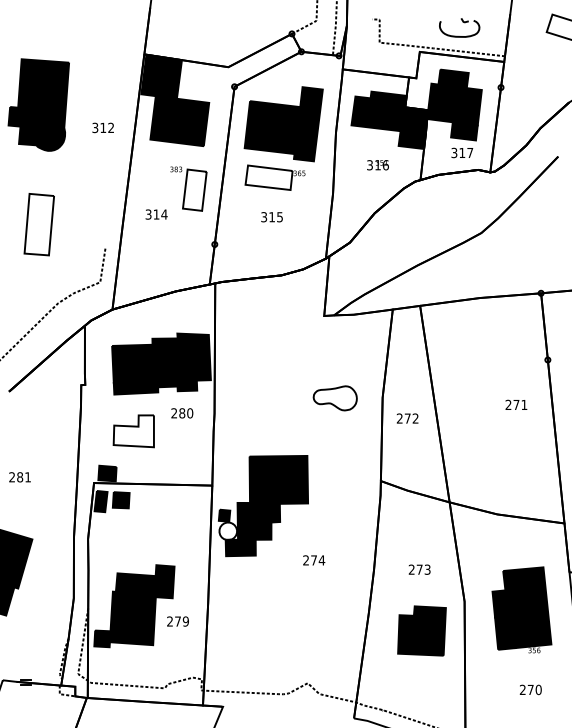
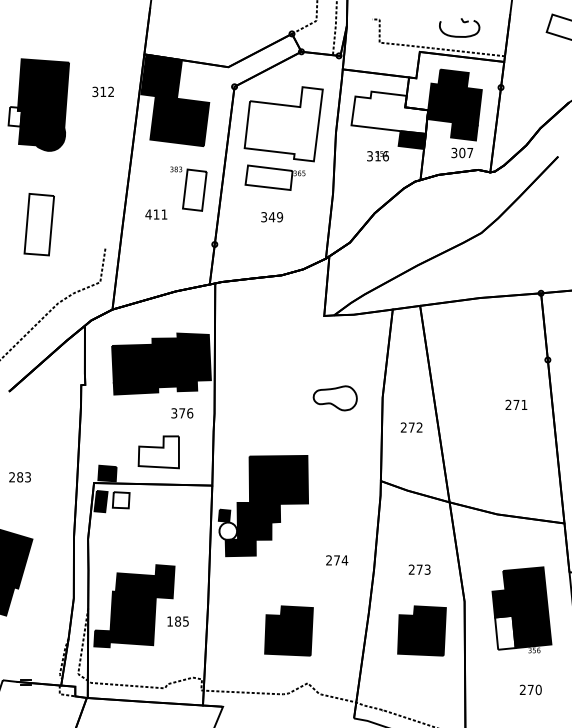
fill: present -> none (389, 112)
fill: present -> none (14, 116)
fill: present -> none (283, 124)
text position: (102, 127) -> (102, 91) (102, 91)
text: 317 -> 307 (462, 152)
text position: (377, 165) -> (377, 156) (377, 156)
text: 314 -> 411 (156, 214)
text: 315 -> 349 (275, 217)
text: 280 -> 376 (182, 413)
text position: (407, 418) -> (411, 427) (411, 427)
part position: (133, 431) -> (158, 452) (158, 452)
text: 281 -> 283 (27, 477)
fill: present -> none (120, 500)
text position: (314, 560) -> (337, 560) (337, 560)
text: 279 -> 185 (177, 621)
part: none -> present (288, 630)
fill: present -> none (505, 632)
